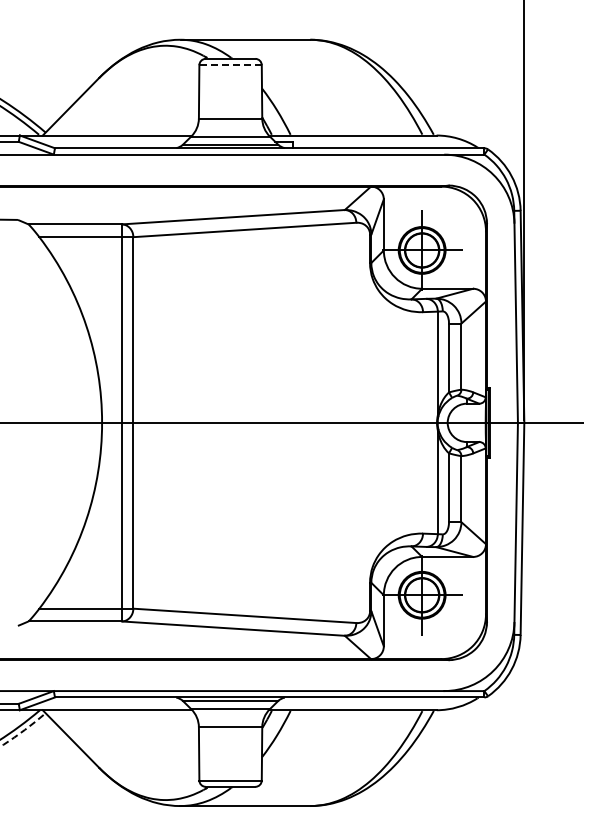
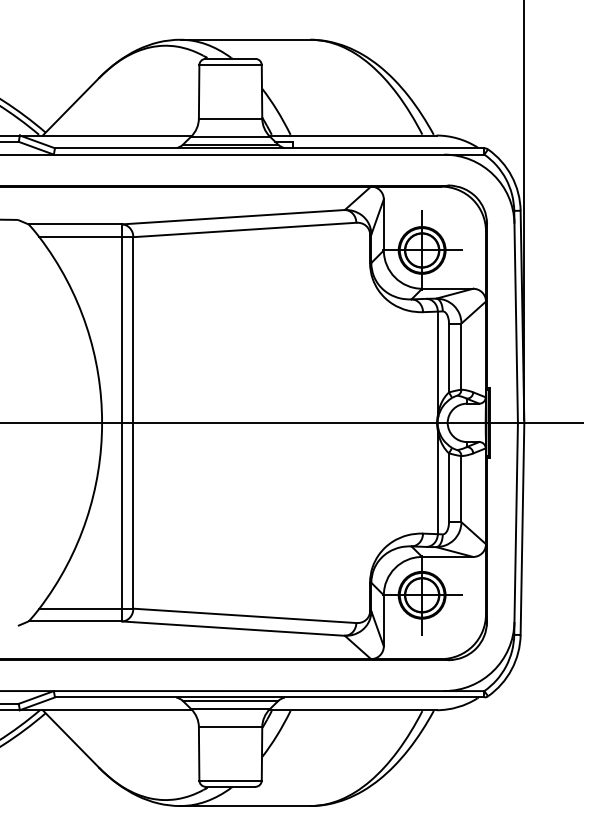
line: dashed -> solid (230, 65)
arc: dashed -> solid (23, 731)
